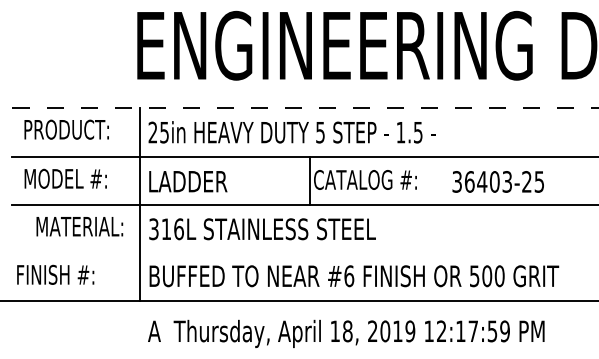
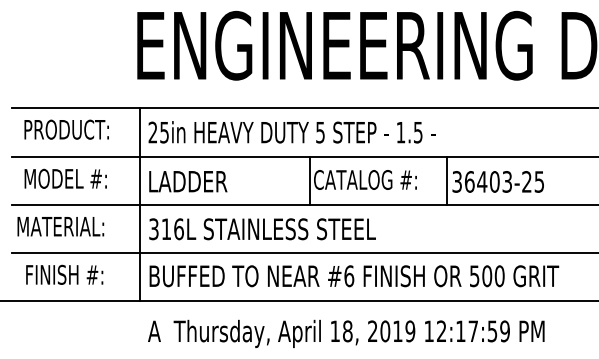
line: dashed -> solid (305, 108)
line: none -> present (446, 180)
text position: (79, 226) -> (60, 226) (60, 226)
line: none -> present (303, 253)
text position: (55, 274) -> (64, 274) (64, 274)
